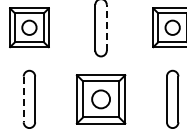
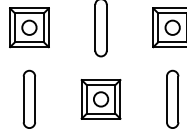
line: dashed -> solid (106, 27)
line: dashed -> solid (23, 99)
part size: 52x51 px -> 42x41 px (100, 99)
